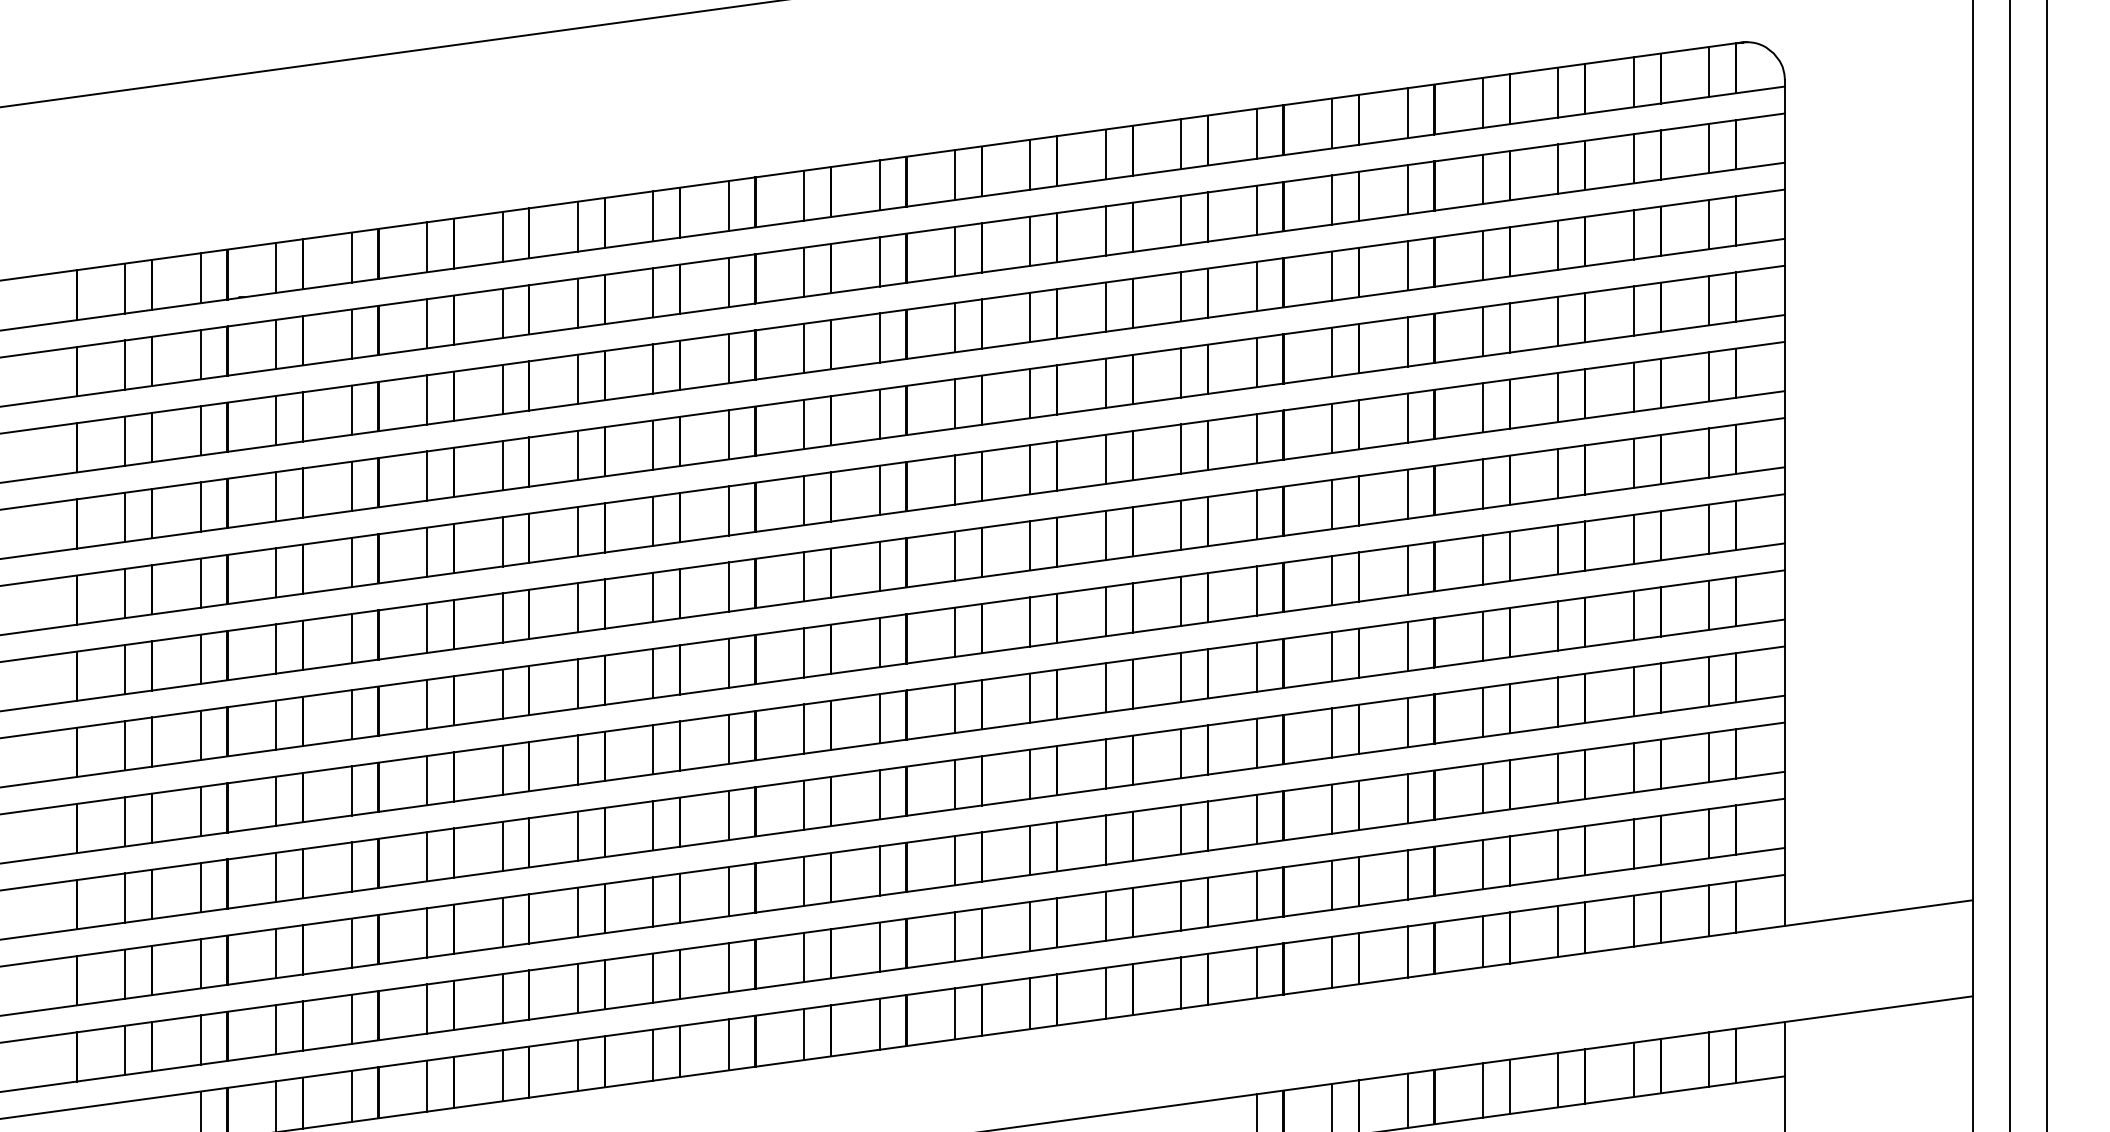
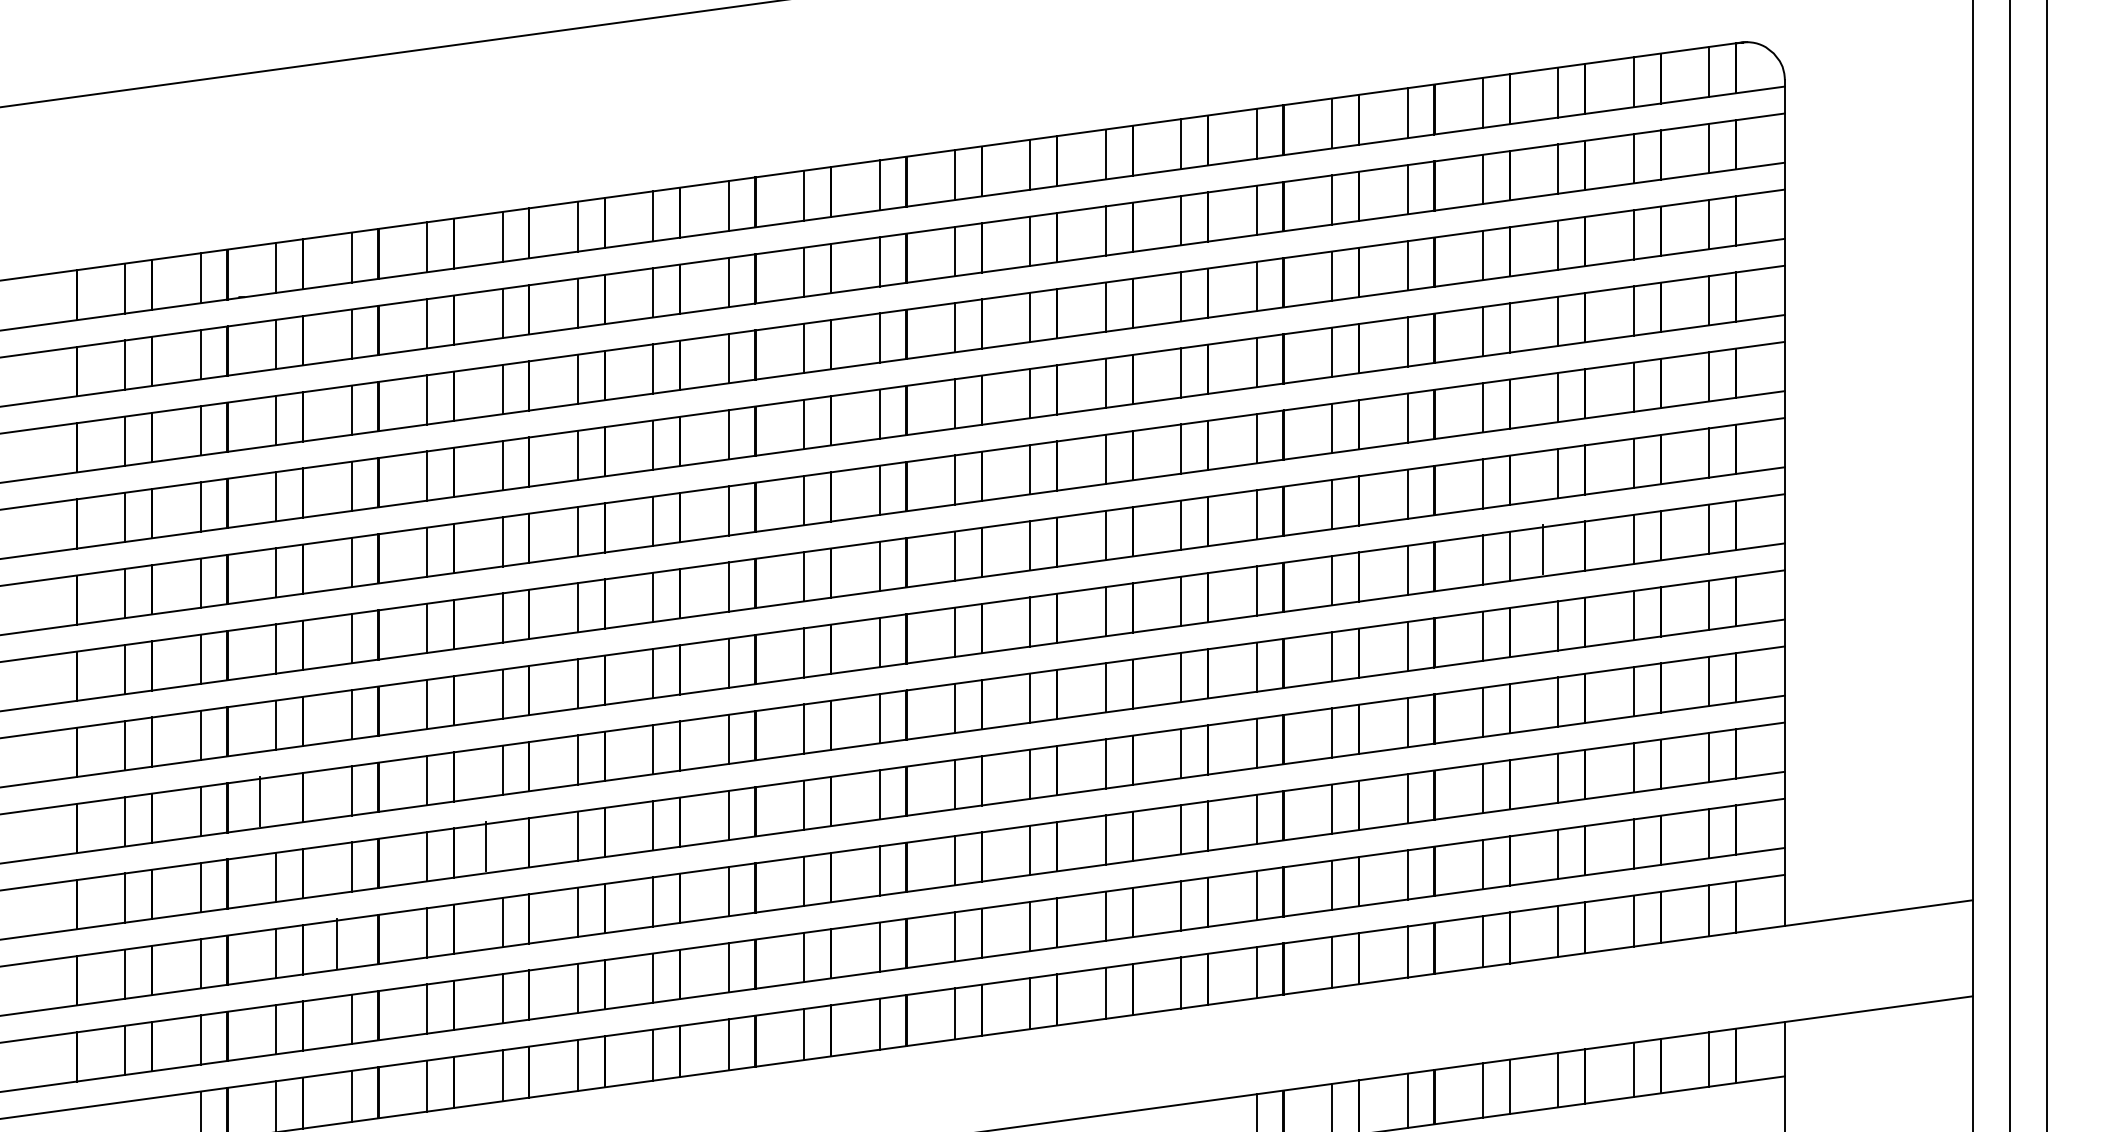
line position: (1558, 549) -> (1543, 549) (1543, 549)
line position: (276, 800) -> (260, 800) (260, 800)
line position: (502, 846) -> (485, 846) (485, 846)
line position: (351, 942) -> (336, 942) (336, 942)
